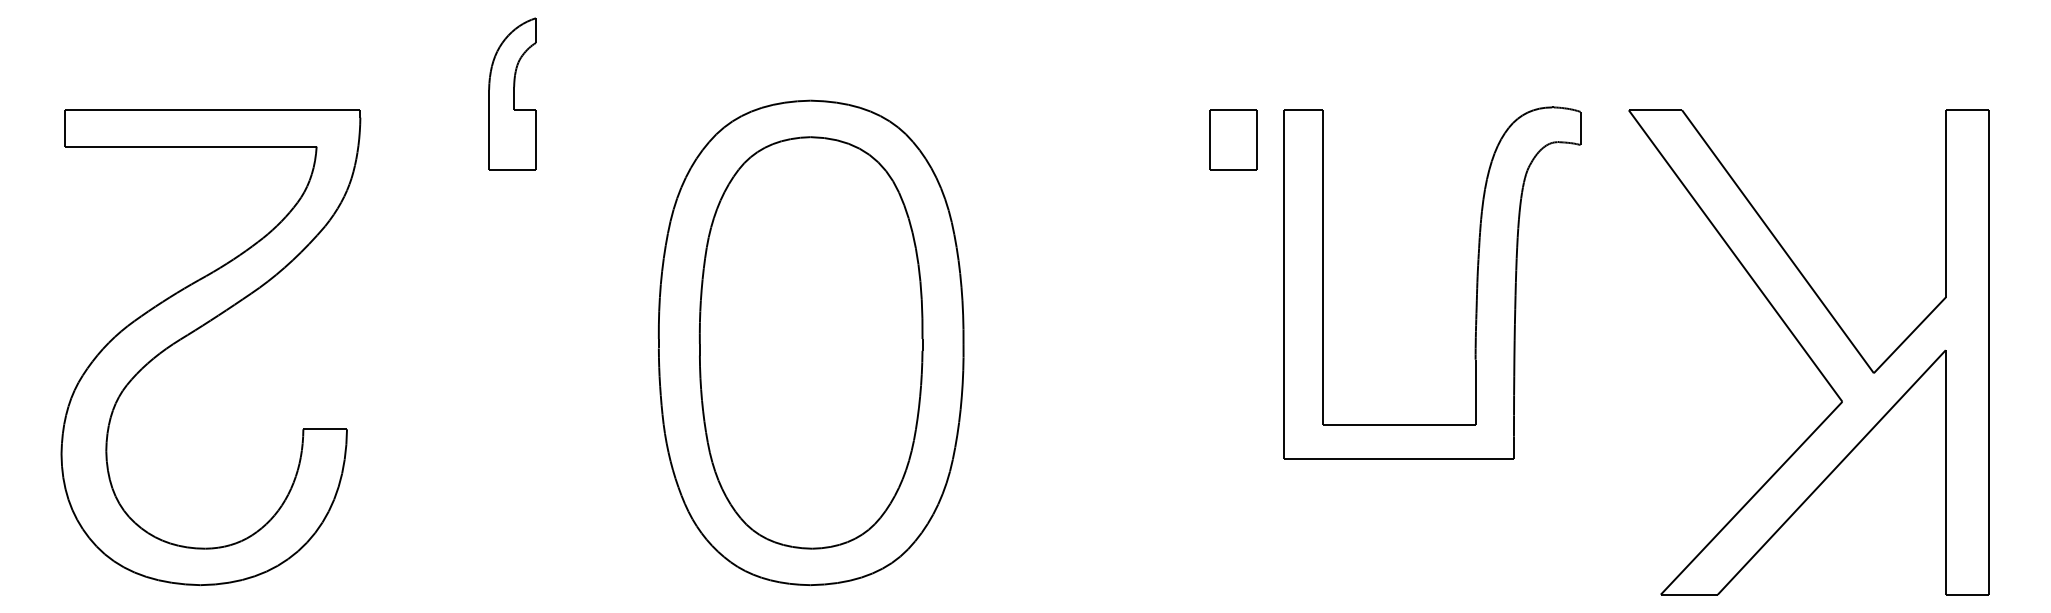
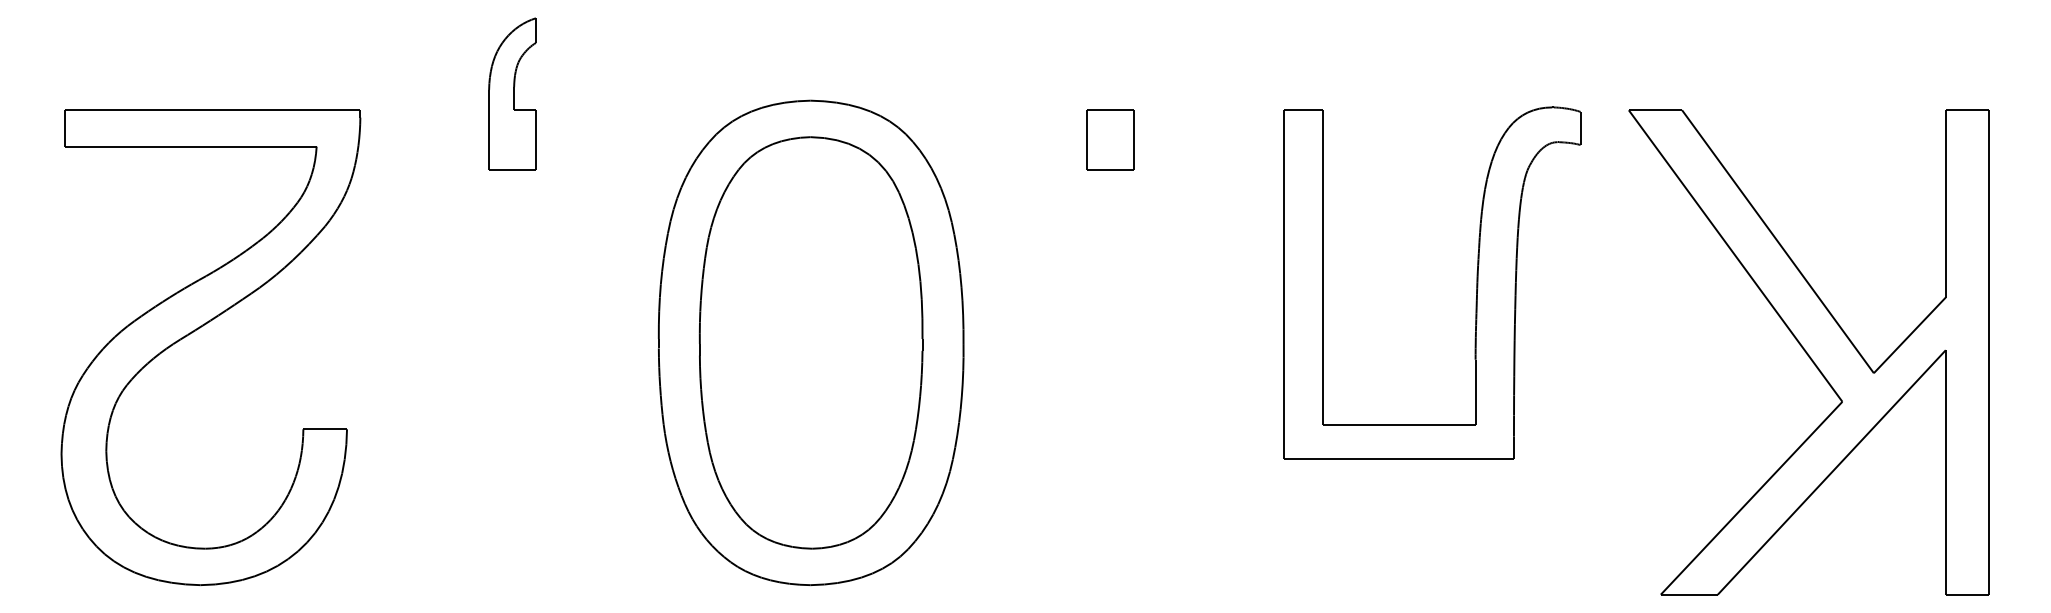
part position: (1233, 139) -> (1110, 139) (1110, 139)
